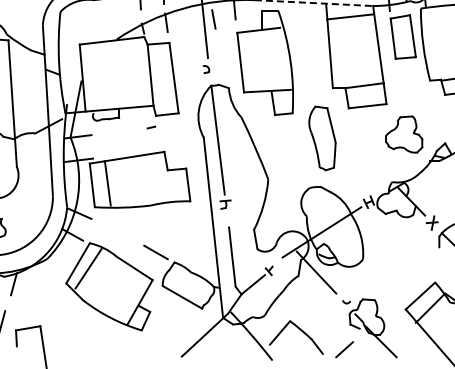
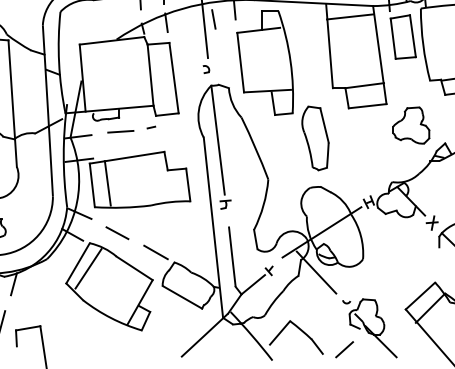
line: dashed -> solid (314, 3)
line: none -> present (120, 131)
part position: (404, 134) -> (411, 125) (411, 125)
part position: (322, 138) -> (315, 138) (315, 138)
line: none -> present (117, 233)
